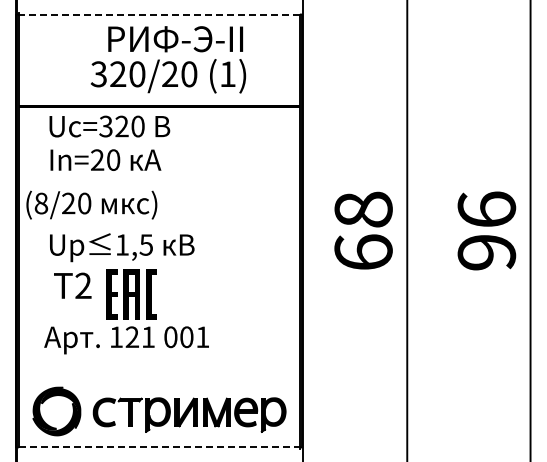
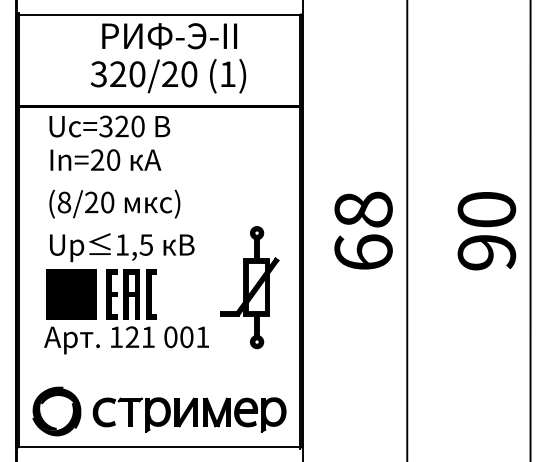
line: dashed -> solid (159, 14)
text position: (175, 39) -> (169, 36) (169, 36)
text position: (91, 204) -> (114, 203) (114, 203)
text: 96 -> 90 (486, 209)
part: none -> present (249, 287)
fill: none -> present (71, 293)
line: dashed -> solid (159, 447)
